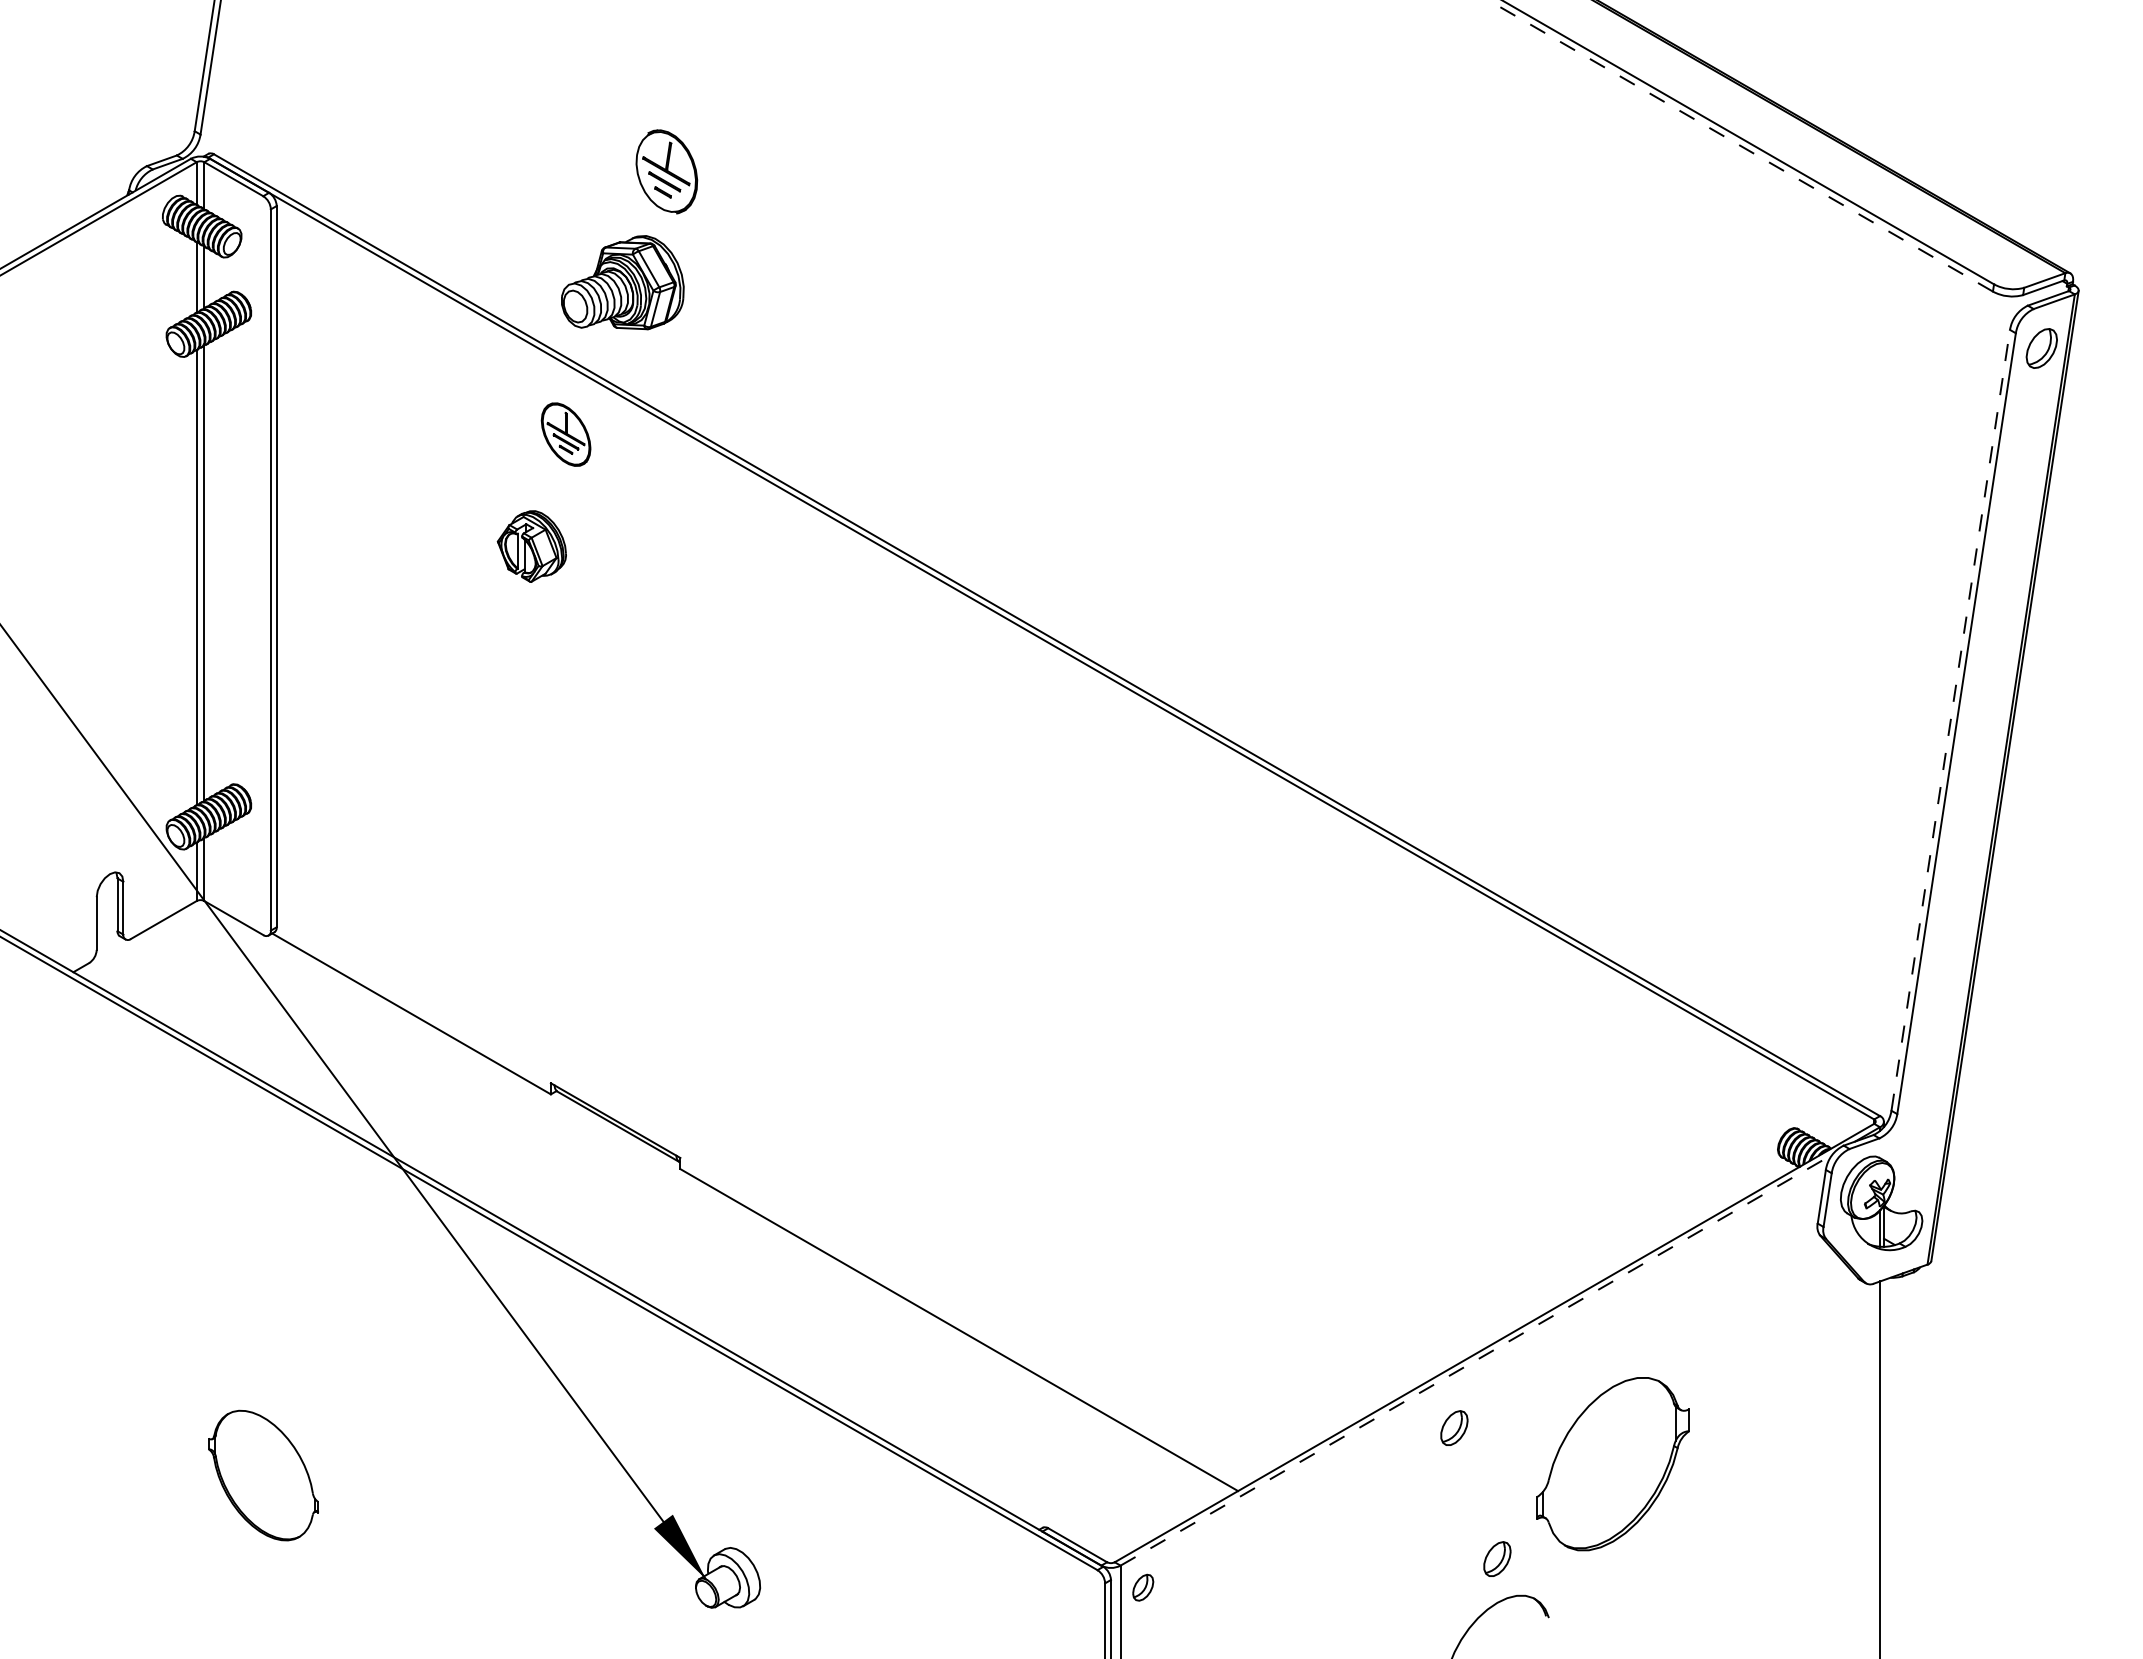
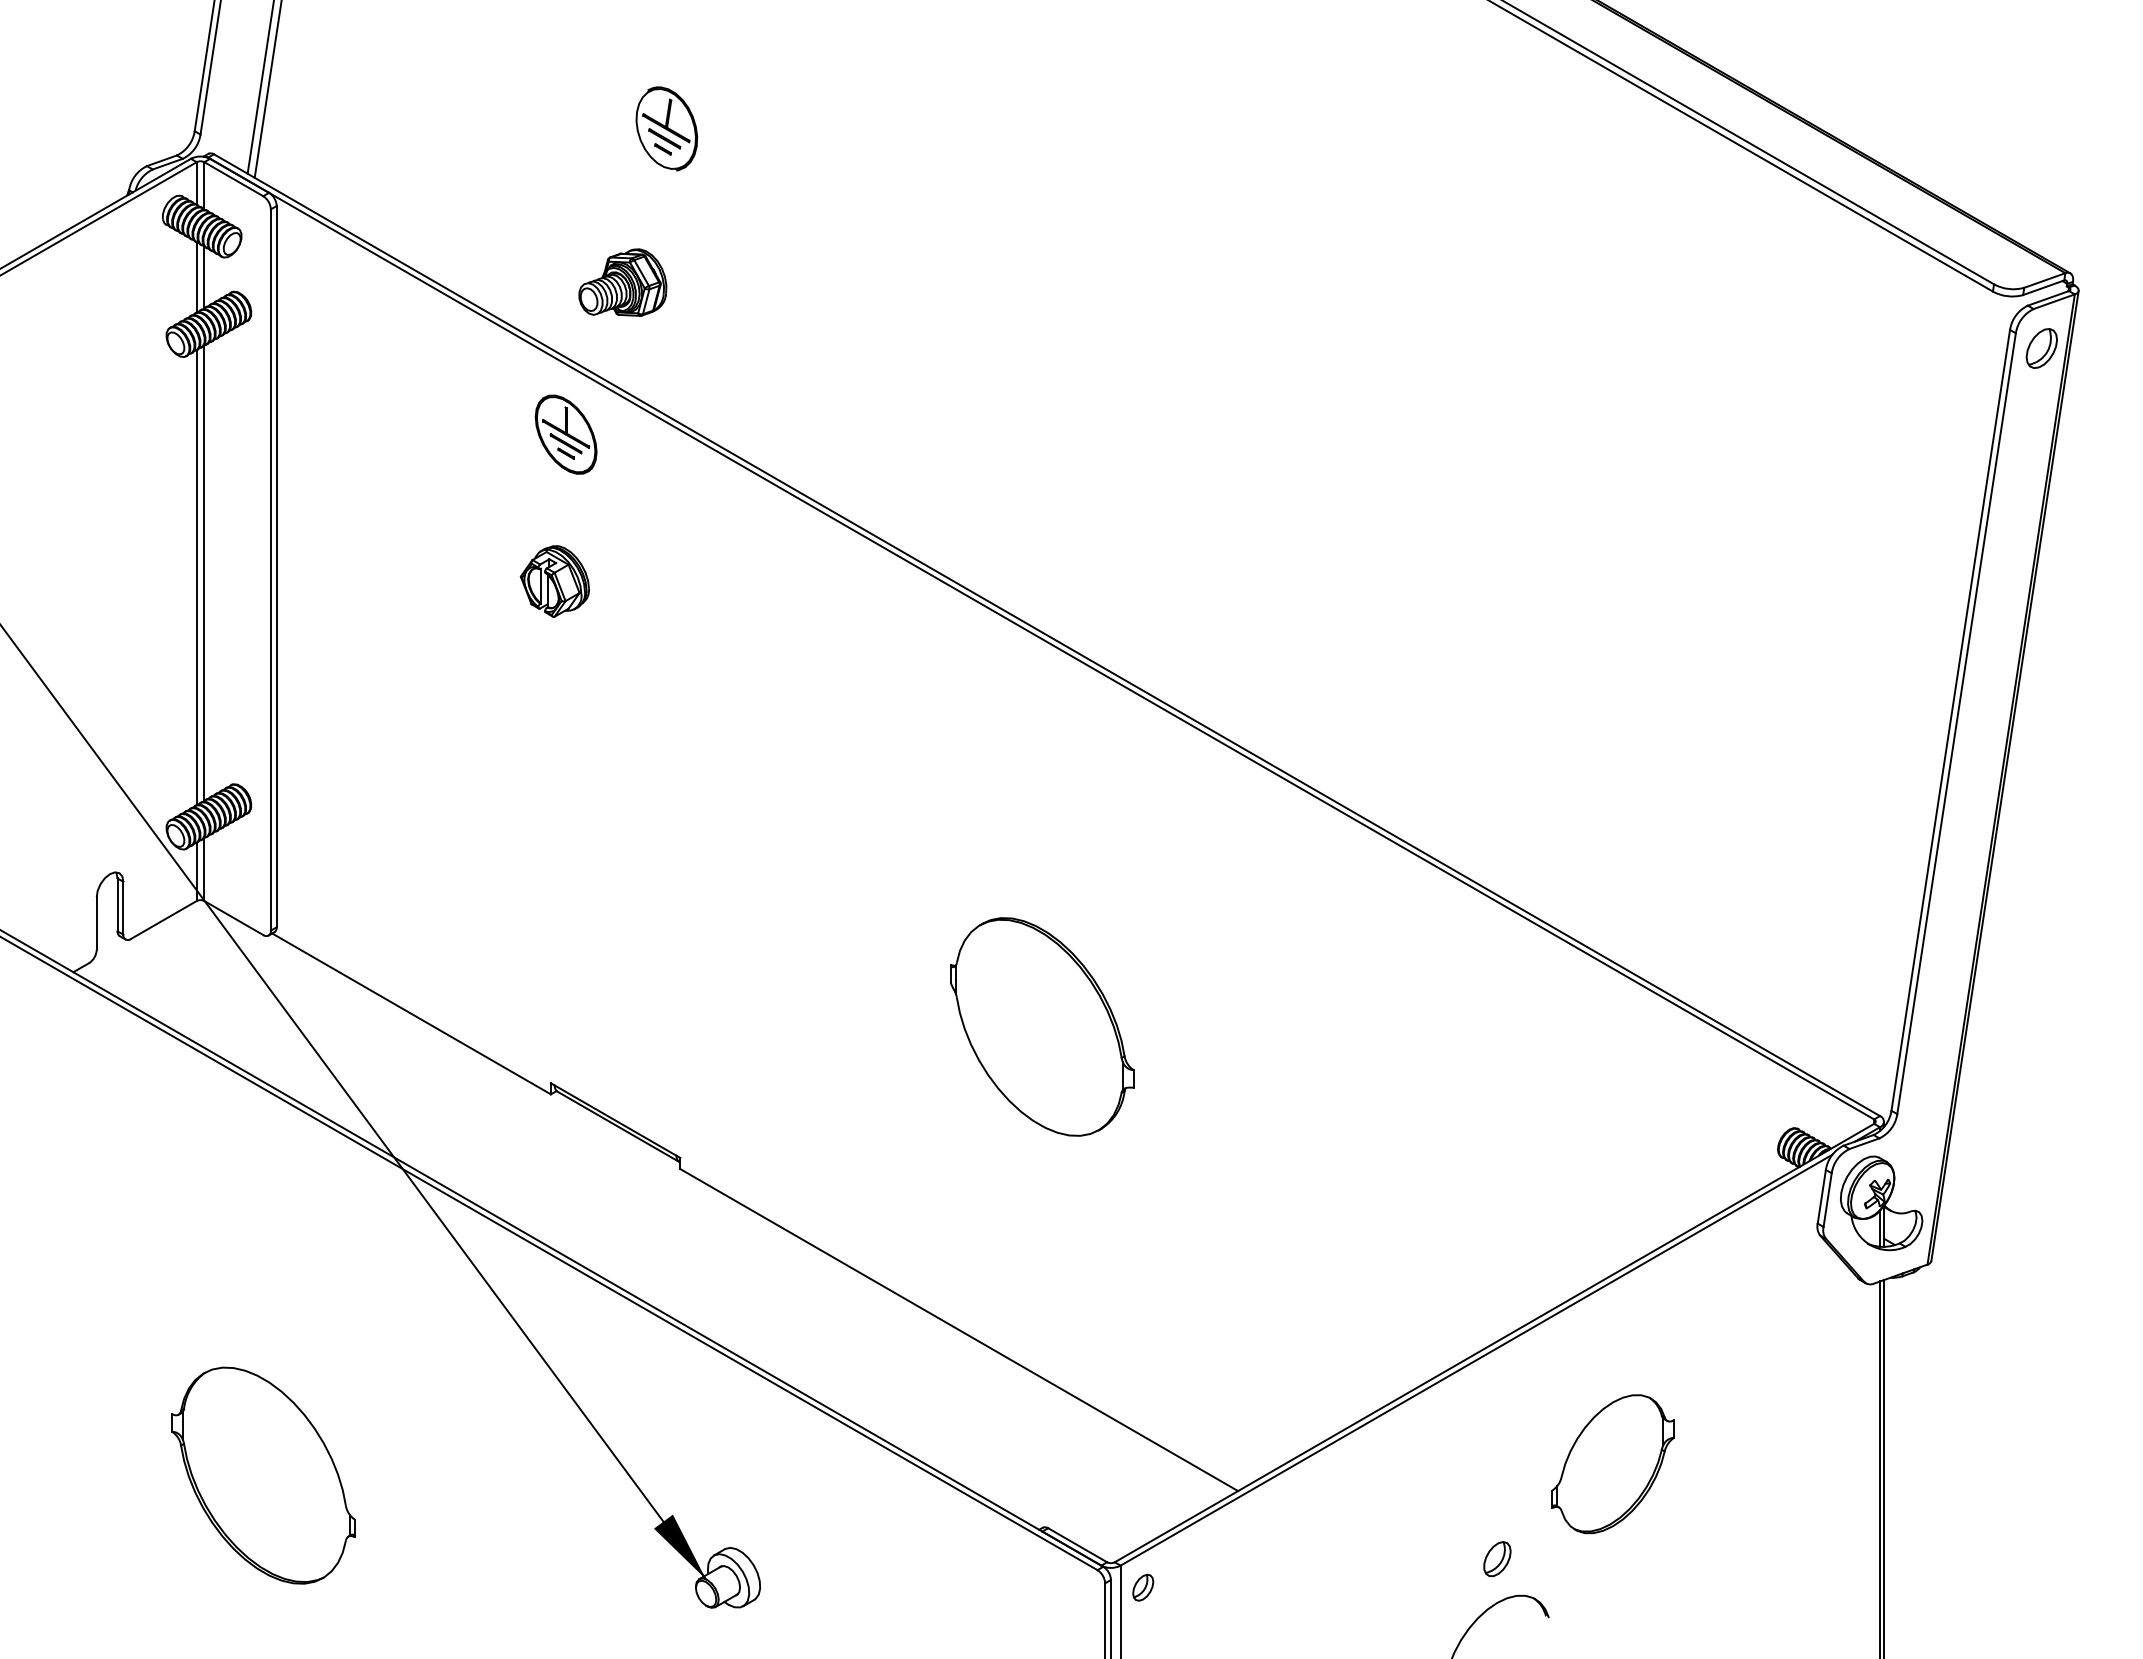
line: none -> present (260, 87)
line: none -> present (267, 89)
line: dashed -> solid (1740, 145)
part position: (666, 171) -> (666, 128) (666, 128)
part size: 124x96 px -> 90x69 px (622, 282)
part size: 52x65 px -> 64x81 px (565, 434)
part position: (531, 546) -> (554, 581) (554, 581)
line: dashed -> solid (1950, 720)
part: none -> present (1042, 1026)
line: dashed -> solid (1477, 1359)
part: present -> none (1454, 1427)
part size: 154x175 px -> 124x141 px (1612, 1464)
line: none -> present (1884, 1467)
part size: 111x133 px -> 185x219 px (263, 1475)
